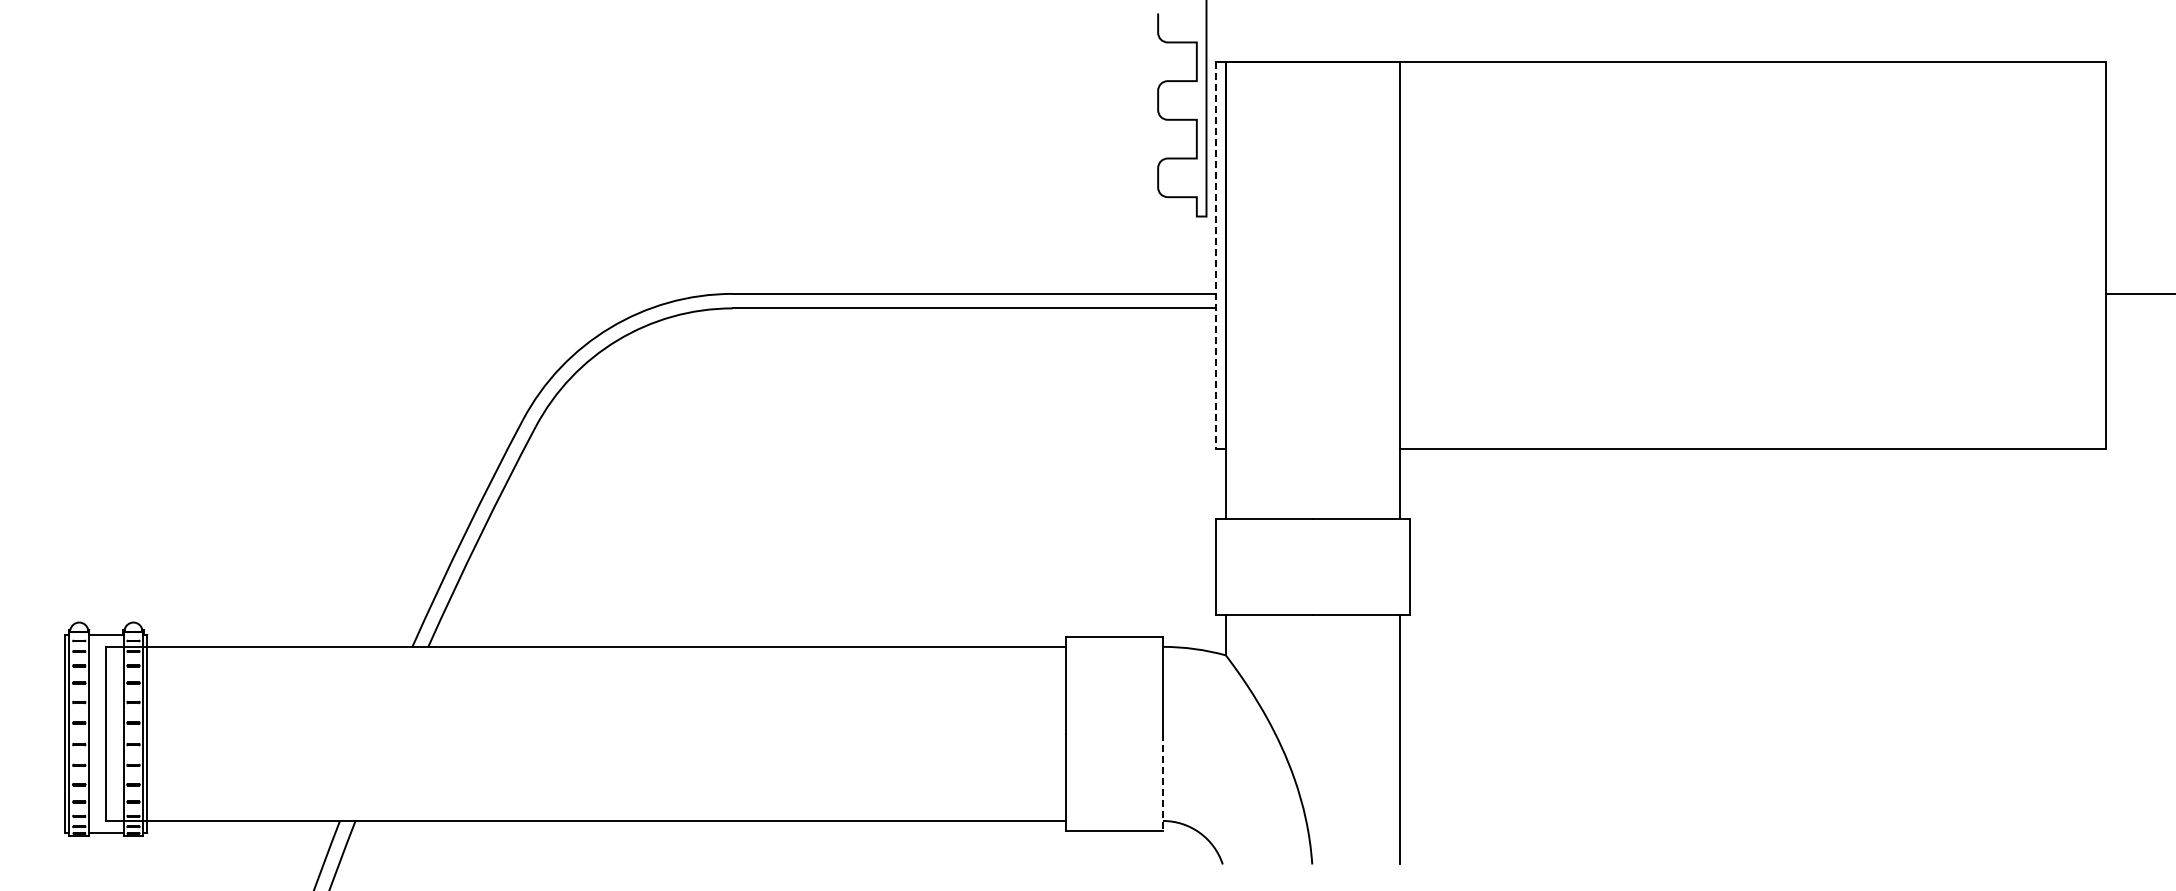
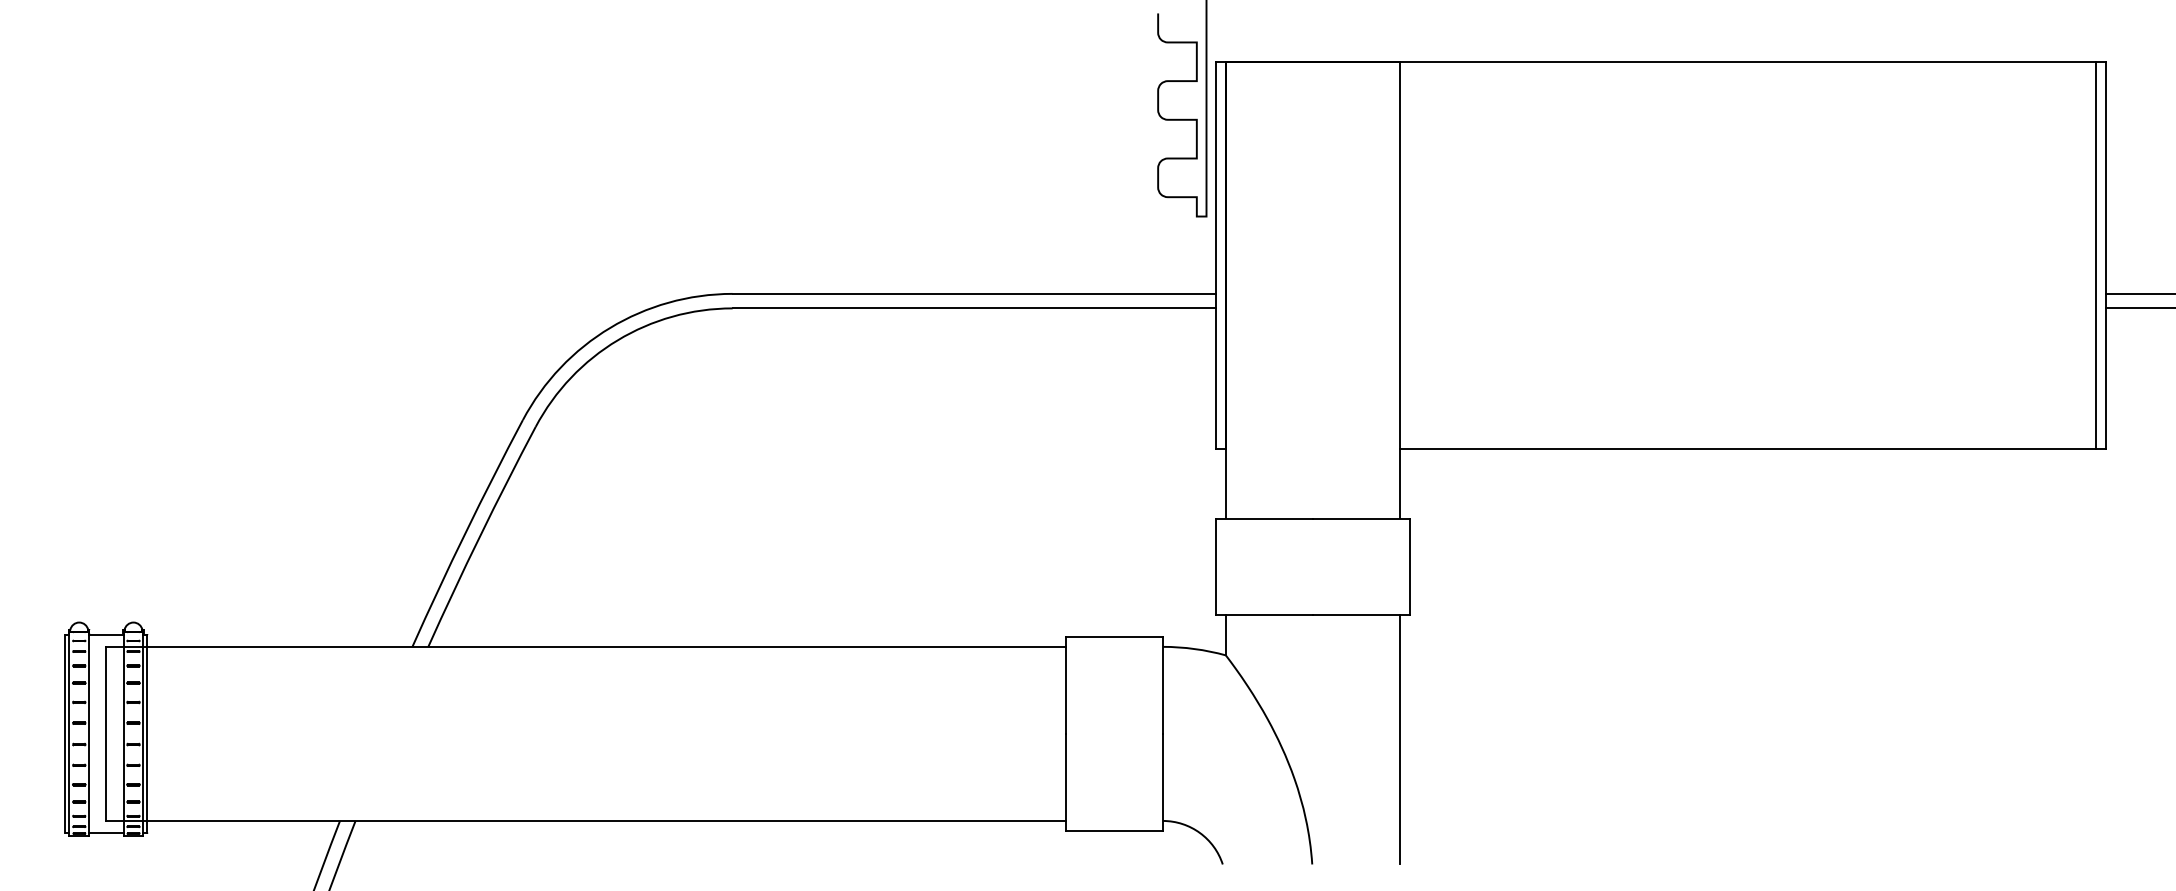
line: none -> present (2096, 254)
line: dashed -> solid (1216, 255)
line: none -> present (2138, 308)
line: dashed -> solid (1162, 782)
